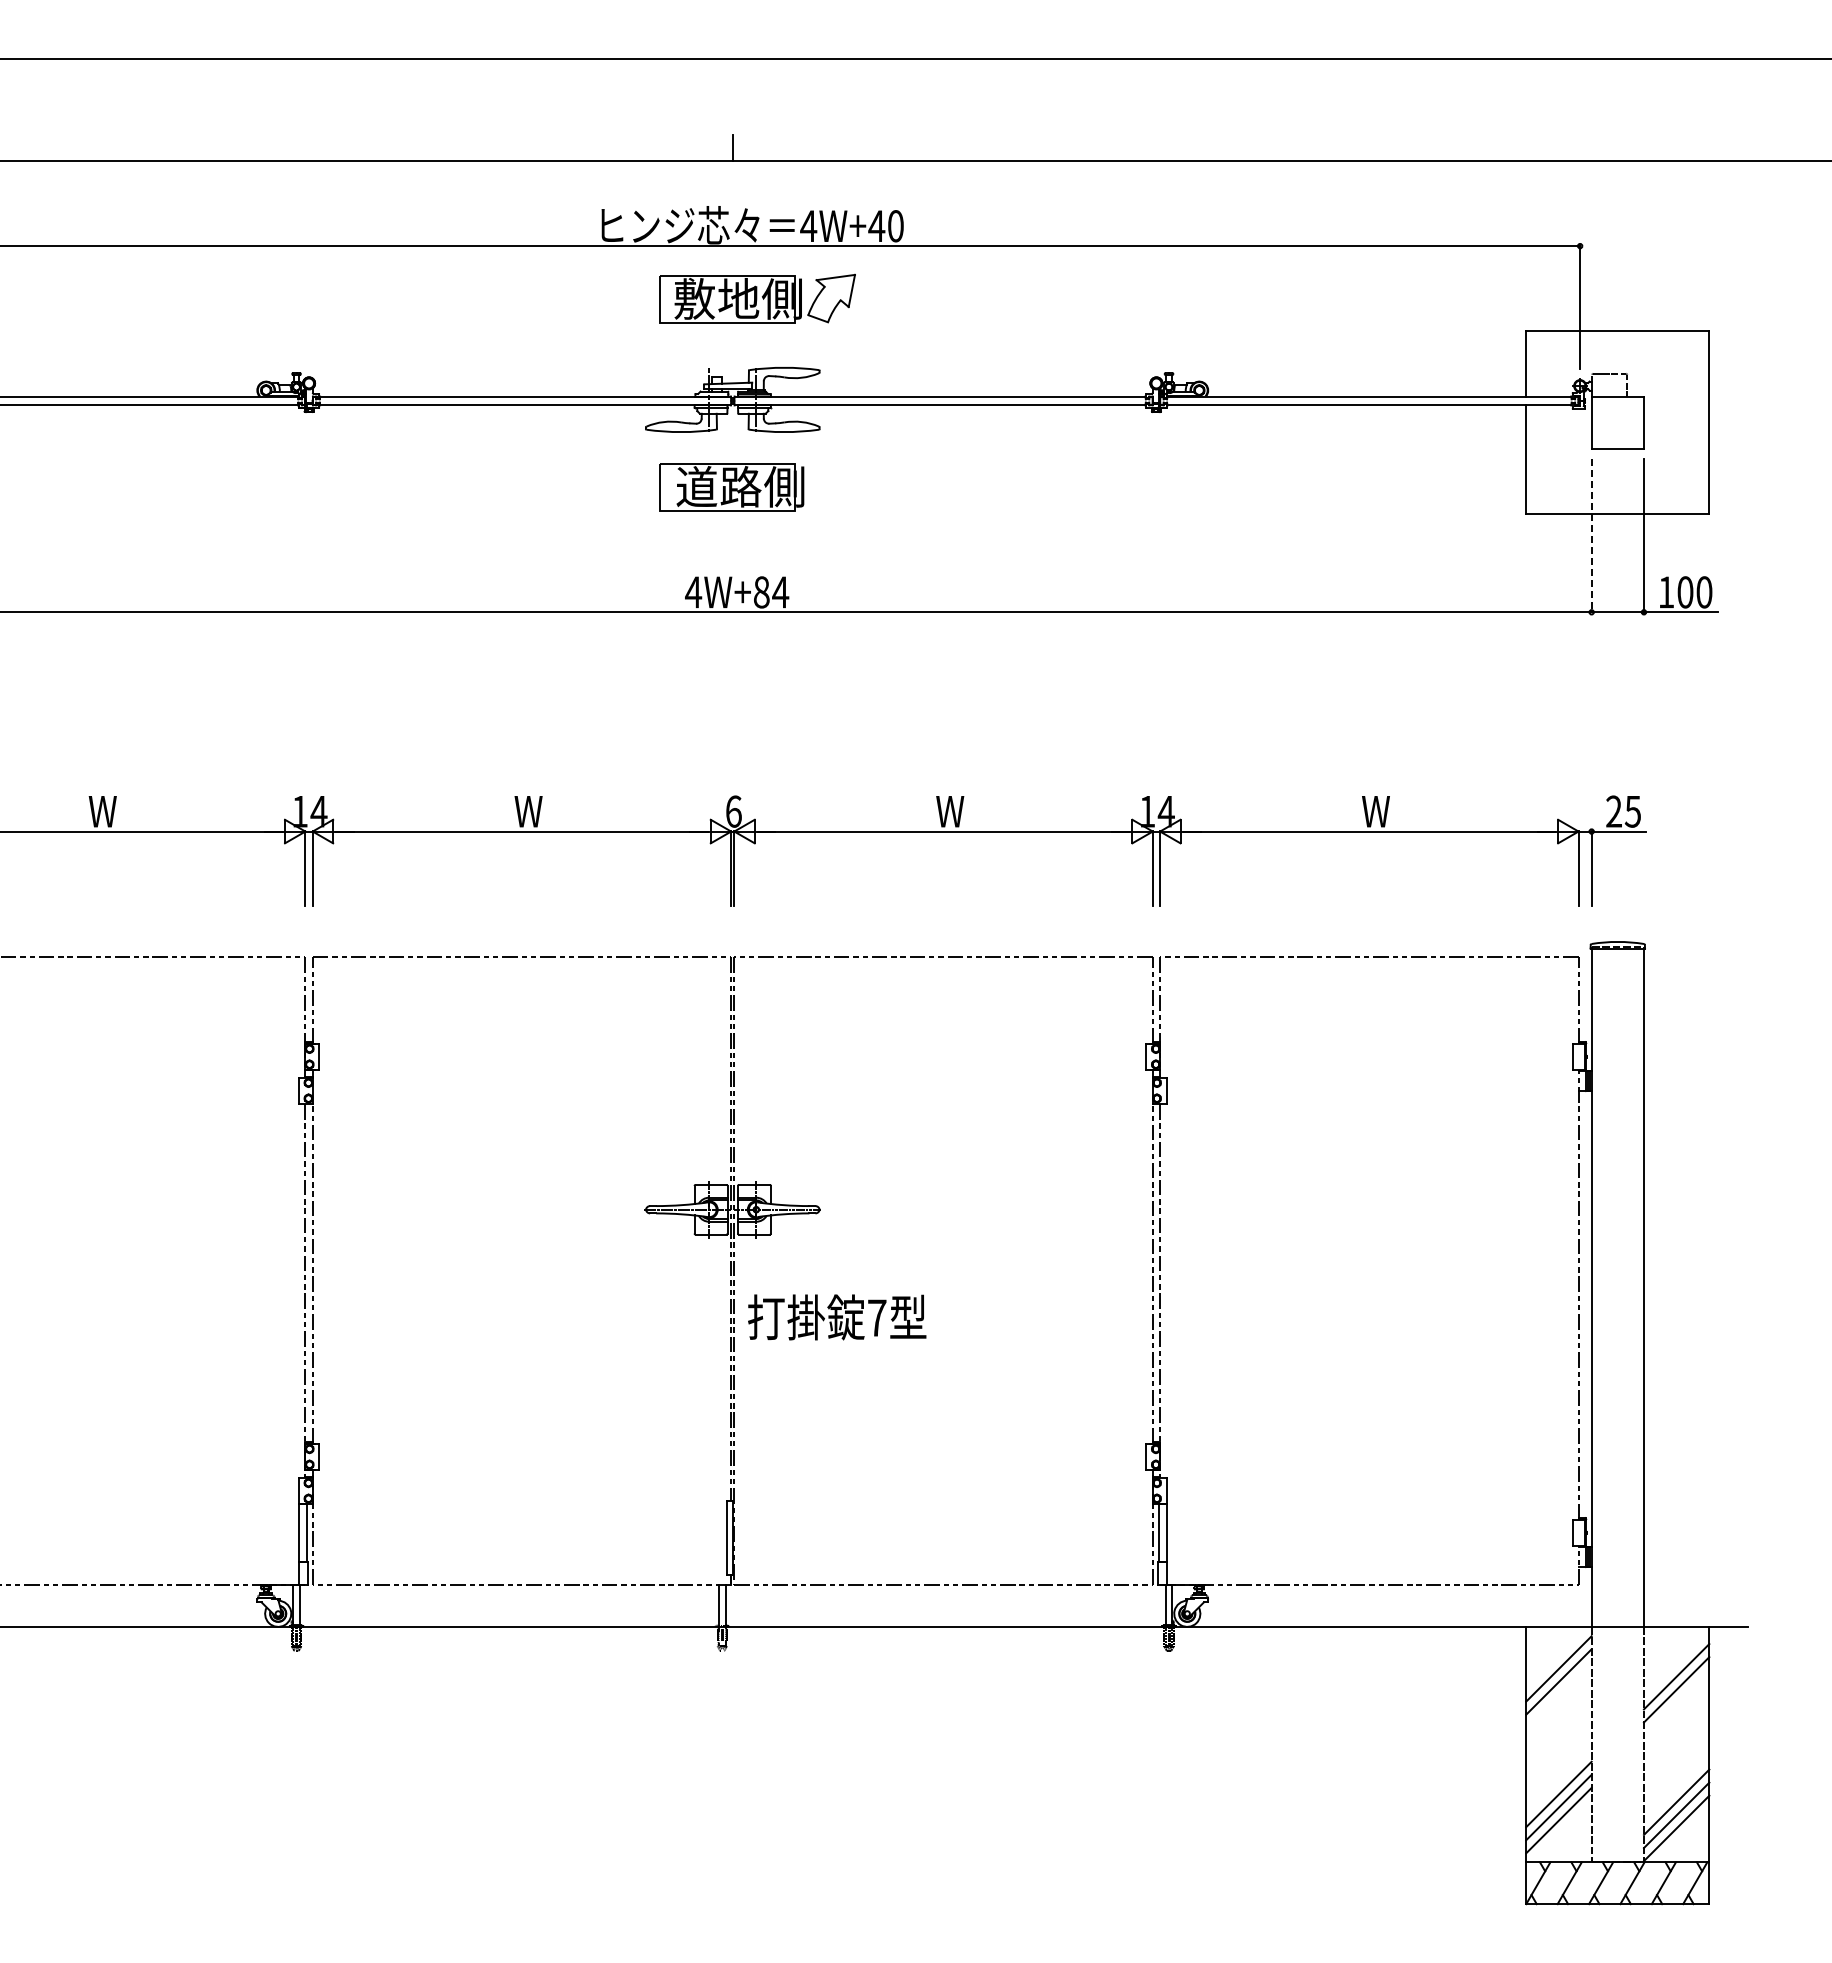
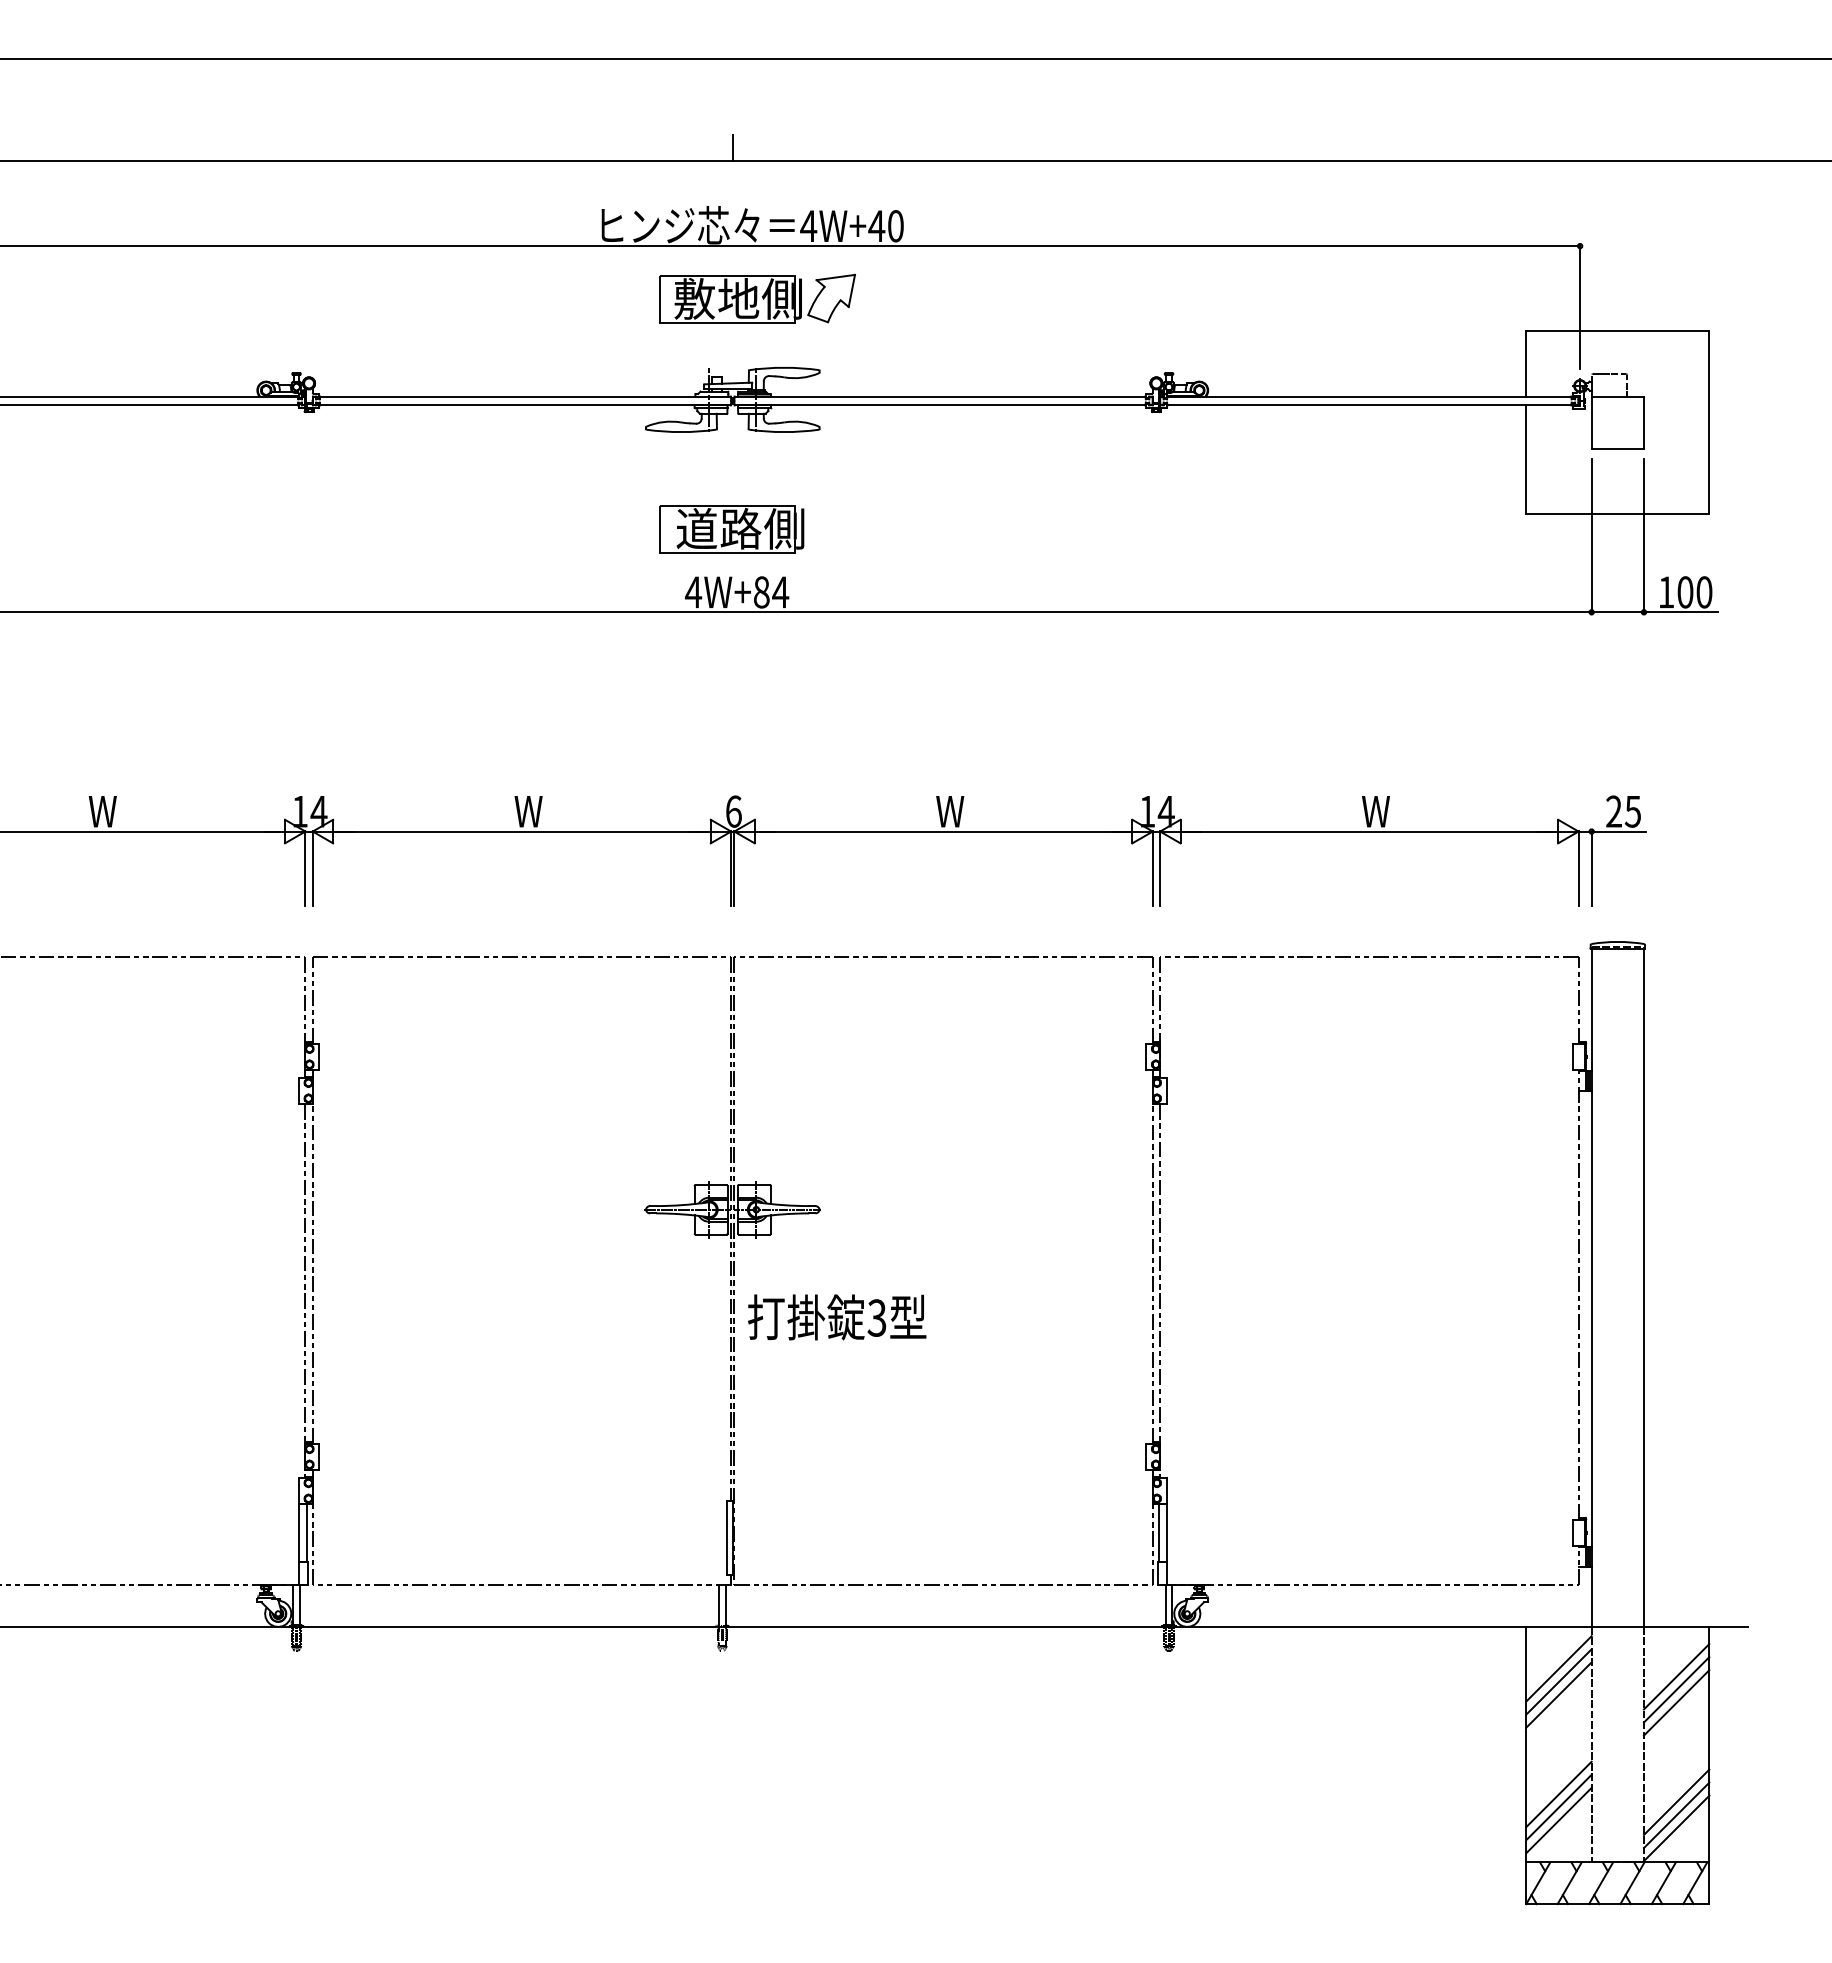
part position: (731, 487) -> (731, 529) (731, 529)
line: dashed -> solid (1591, 536)
text: 7 -> 3 (876, 1317)
line: none -> present (1558, 1694)
line: none -> present (1676, 1702)
